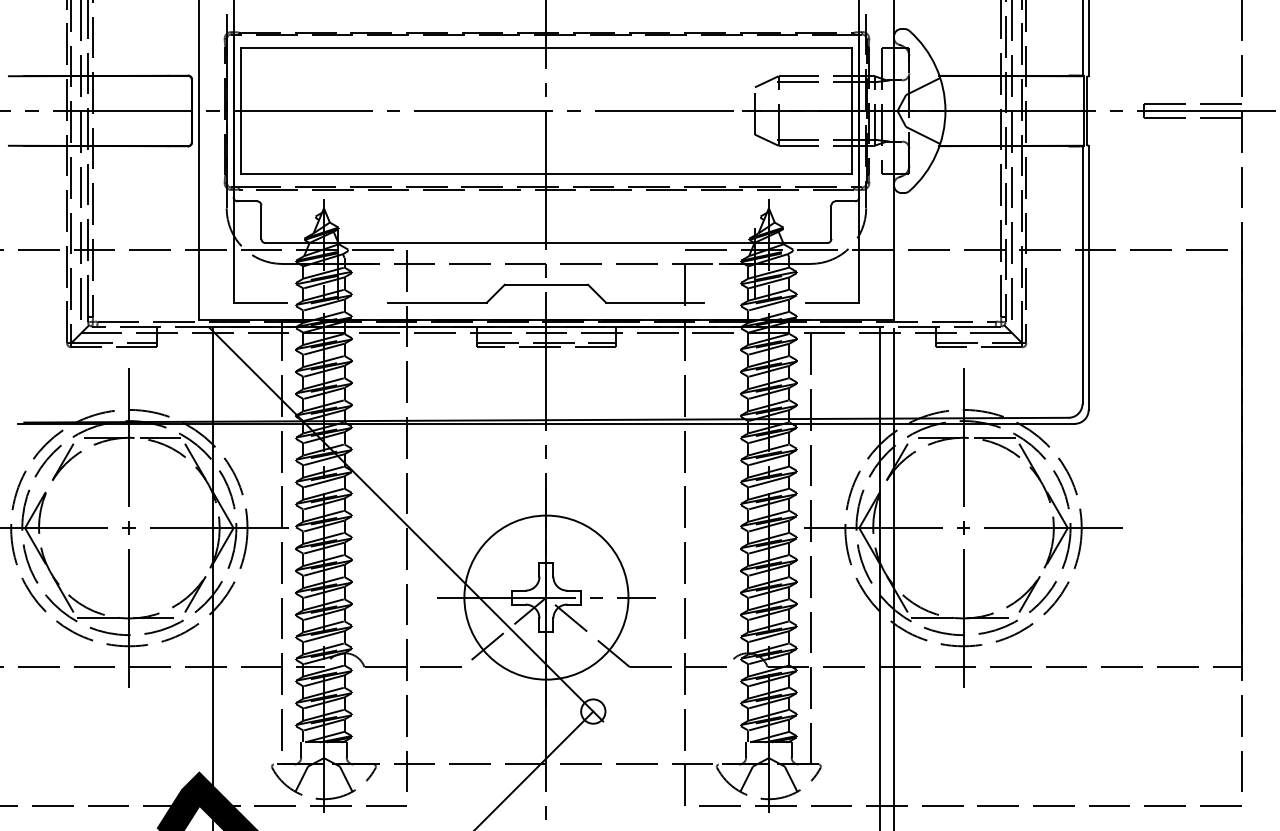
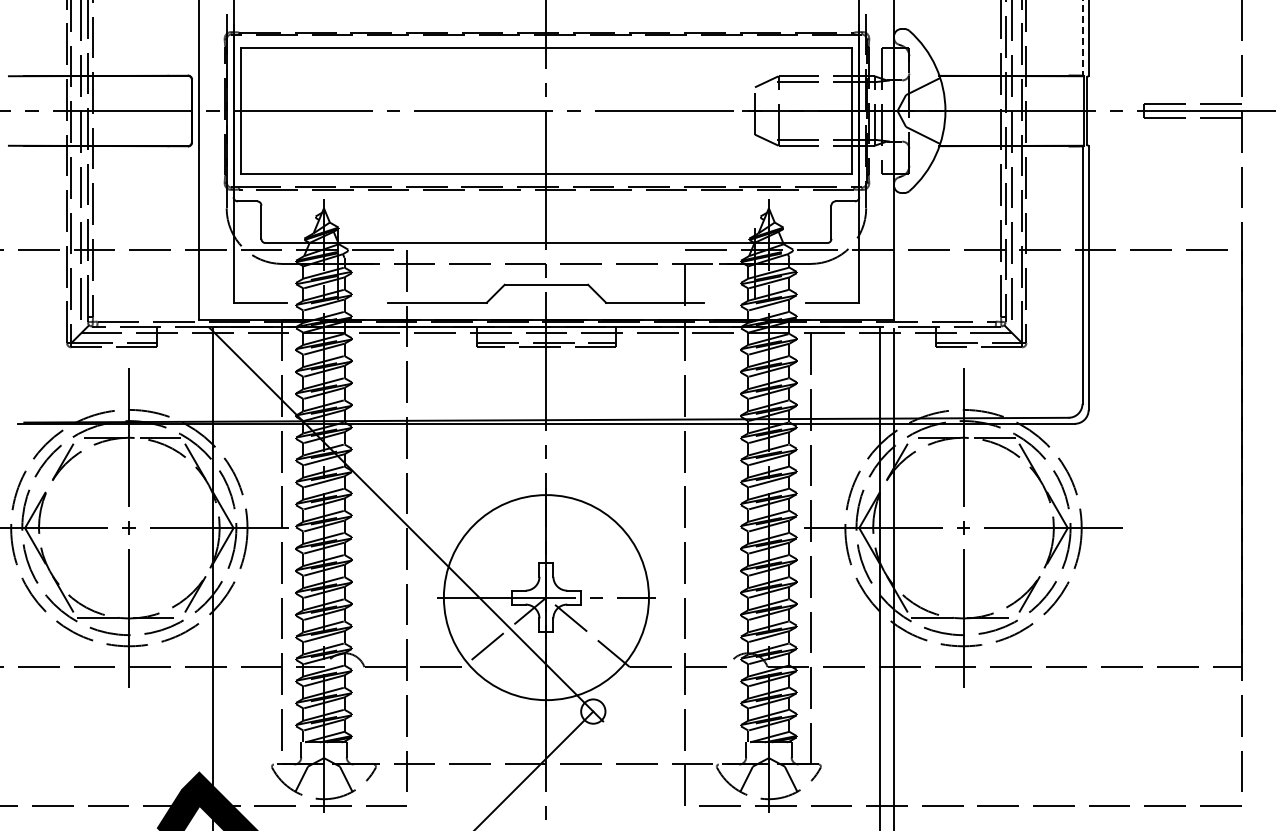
line: solid -> dashed (1082, 38)
circle diameter: 164 px -> 205 px (545, 597)
